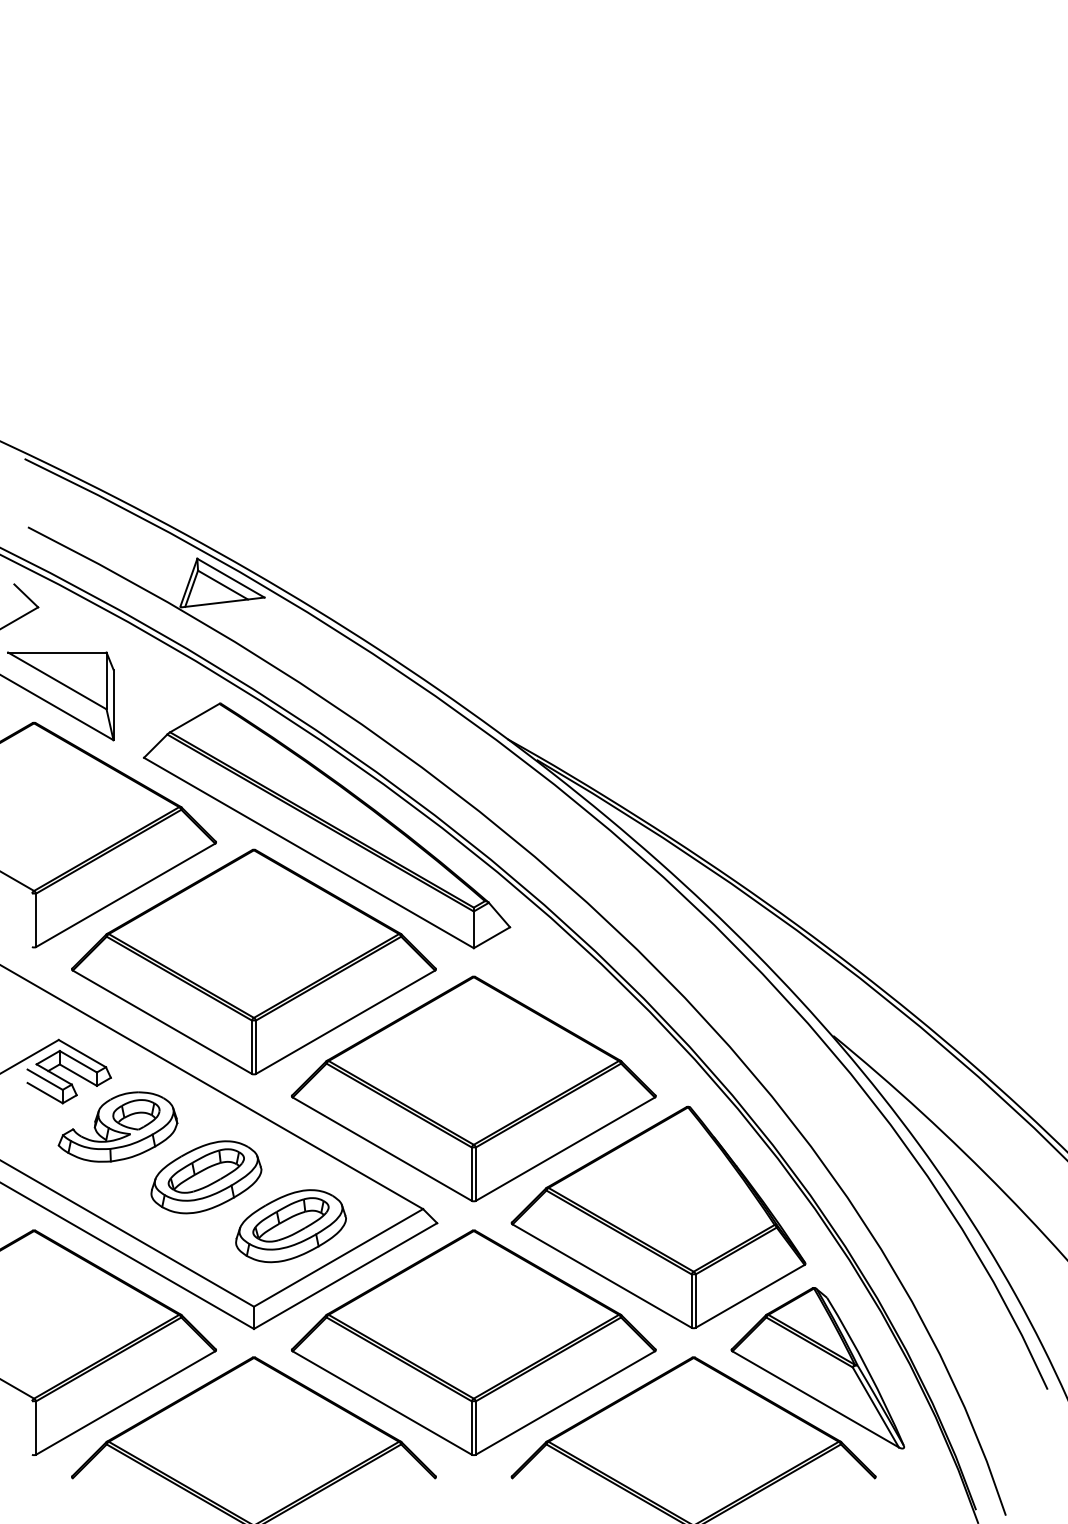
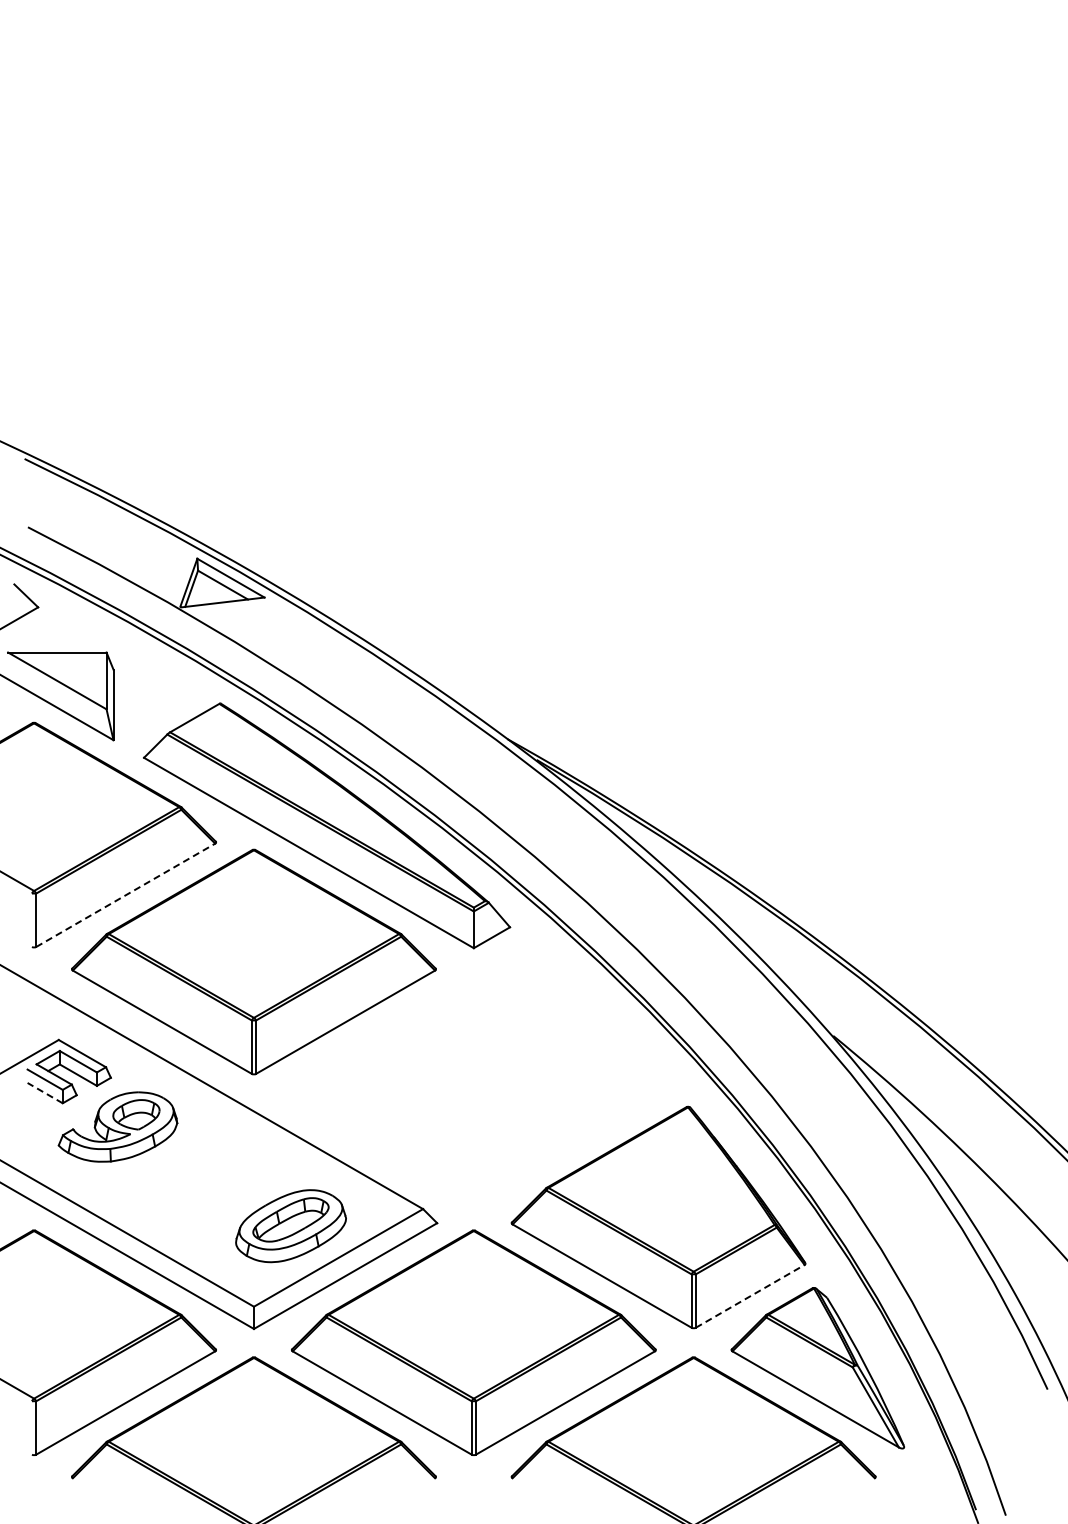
line: solid -> dashed (126, 895)
part: present -> none (473, 1088)
line: solid -> dashed (44, 1092)
part: present -> none (206, 1177)
line: solid -> dashed (750, 1296)
